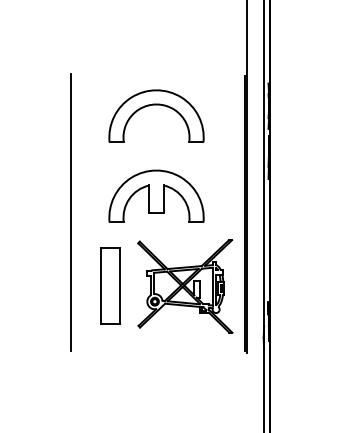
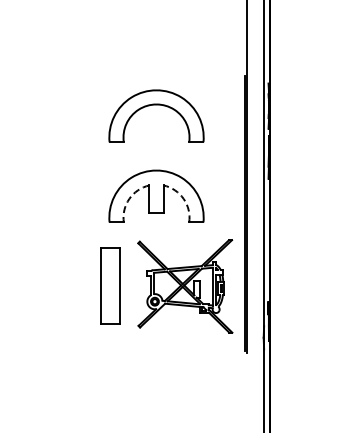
arc: solid -> dashed (129, 198)
arc: solid -> dashed (183, 198)
line: present -> none (70, 211)
